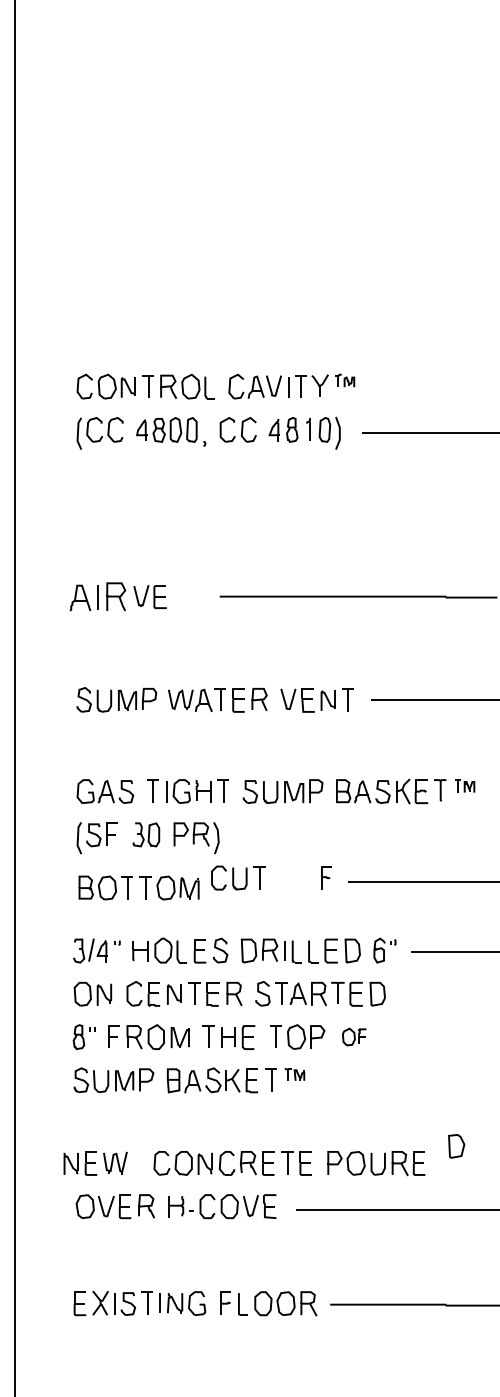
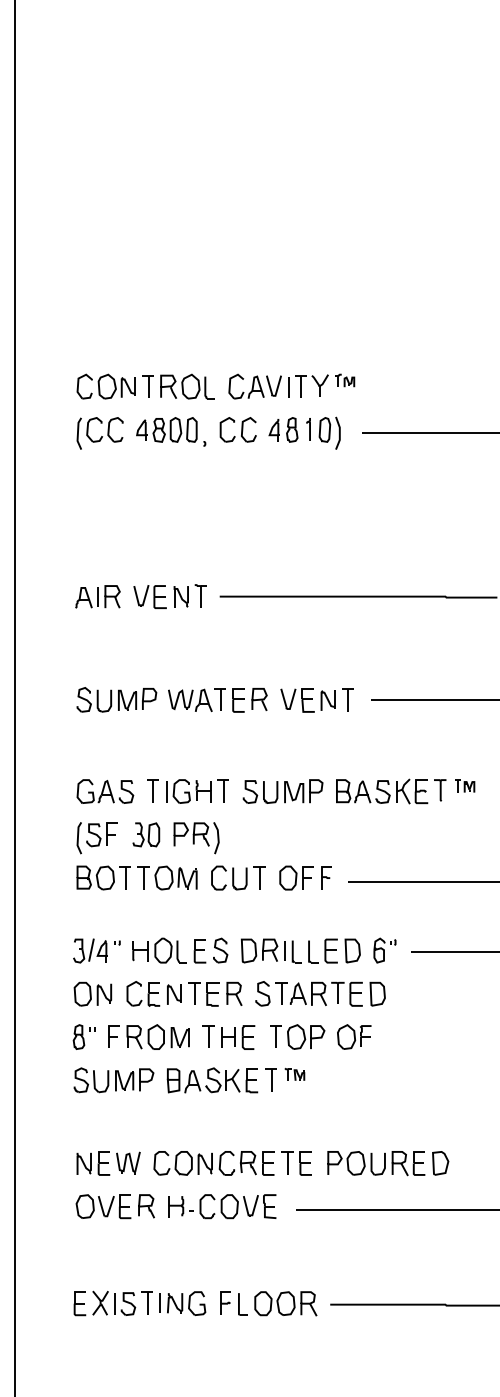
part: none -> present (189, 595)
part size: 58x30 px -> 46x24 px (97, 596)
part: none -> present (296, 877)
part position: (145, 887) -> (143, 877) (143, 877)
part size: 25x20 px -> 35x26 px (354, 1036)
part position: (456, 1146) -> (440, 1163) (440, 1163)
part position: (95, 1163) -> (108, 1163) (108, 1163)
